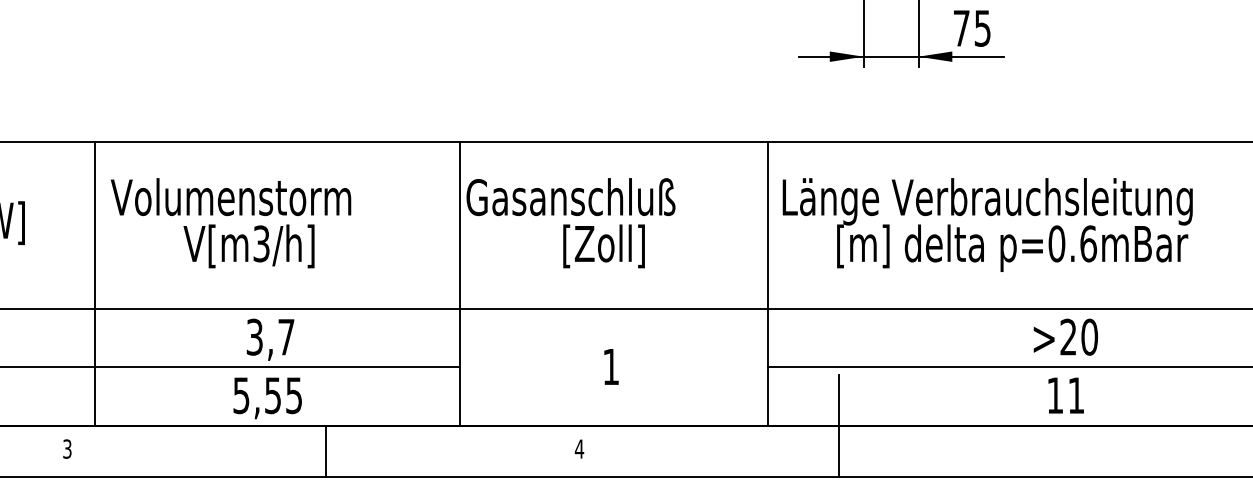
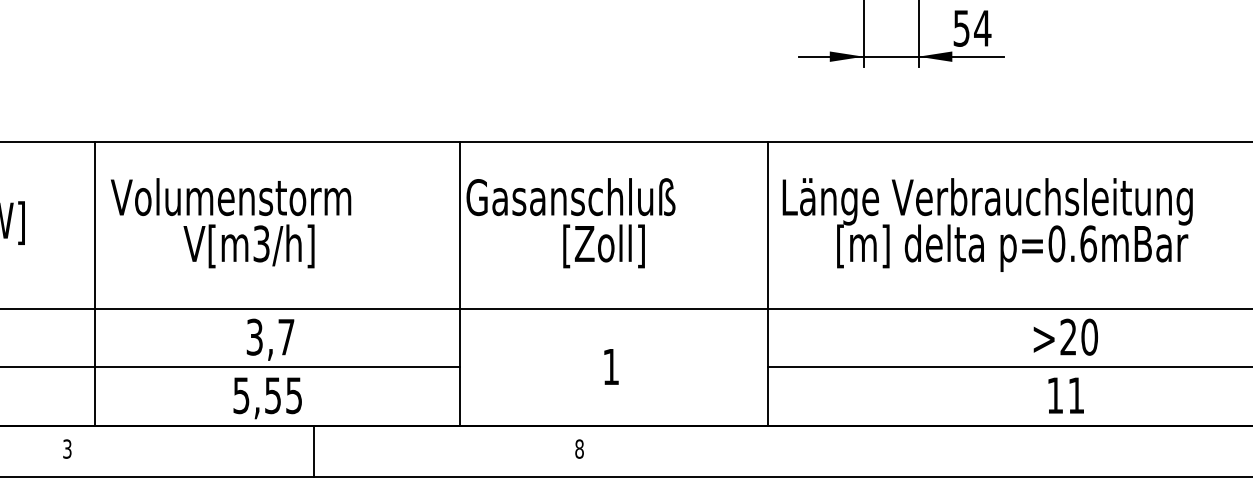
text: 75 -> 54 (972, 28)
line: present -> none (838, 425)
text: 4 -> 8 (579, 448)
line position: (326, 451) -> (314, 451) (314, 451)
